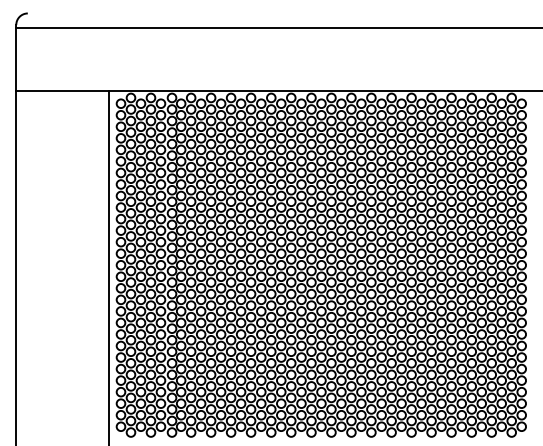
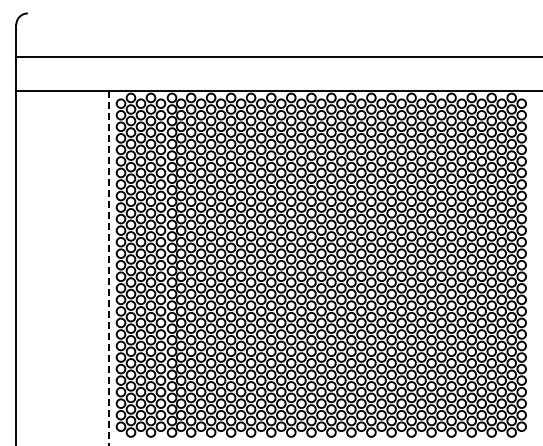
line position: (277, 27) -> (277, 56) (277, 56)
line: solid -> dashed (108, 268)
